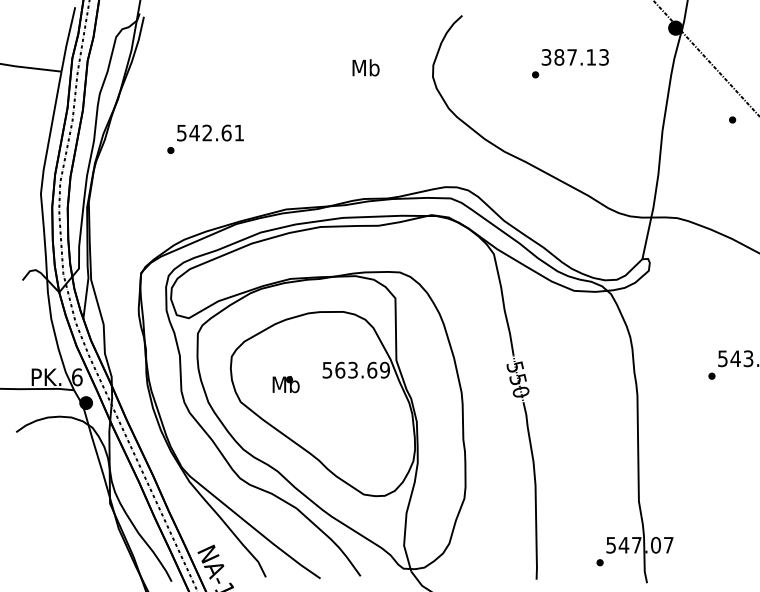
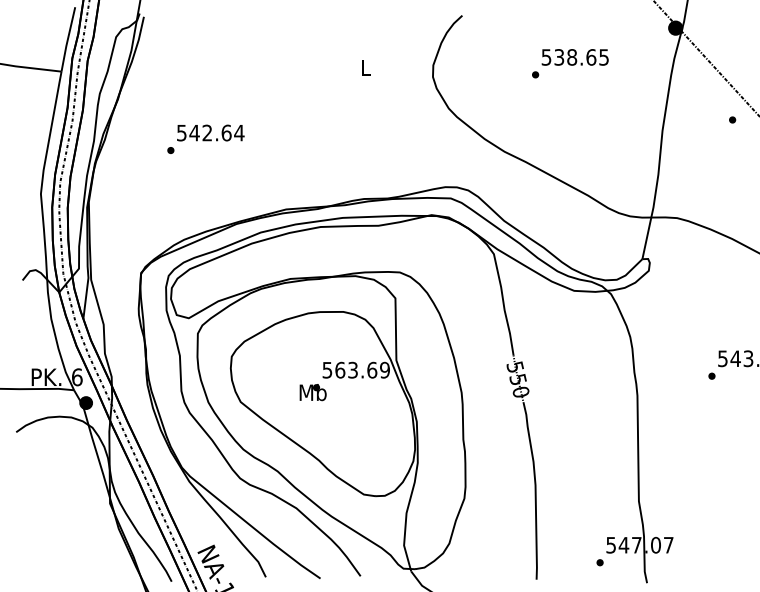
text: 387.13 -> 538.65 (575, 57)
text: Mb -> L (365, 67)
text: 542.61 -> 542.64 (239, 133)
text position: (285, 384) -> (312, 392) (312, 392)
